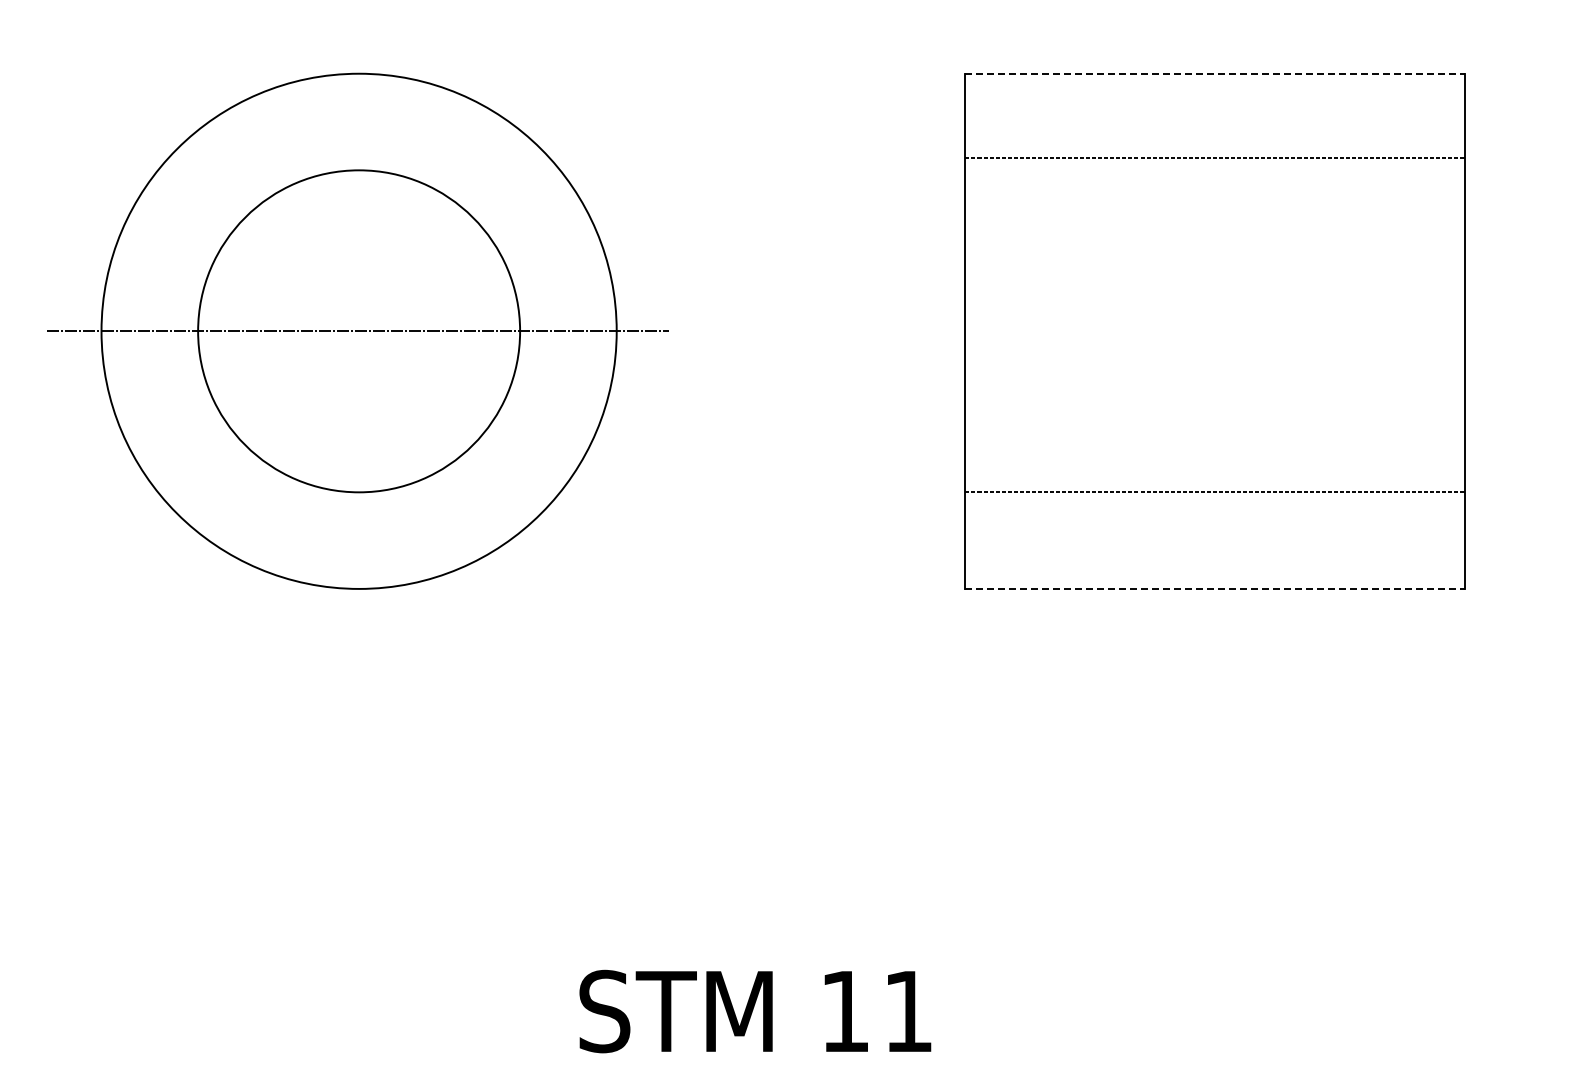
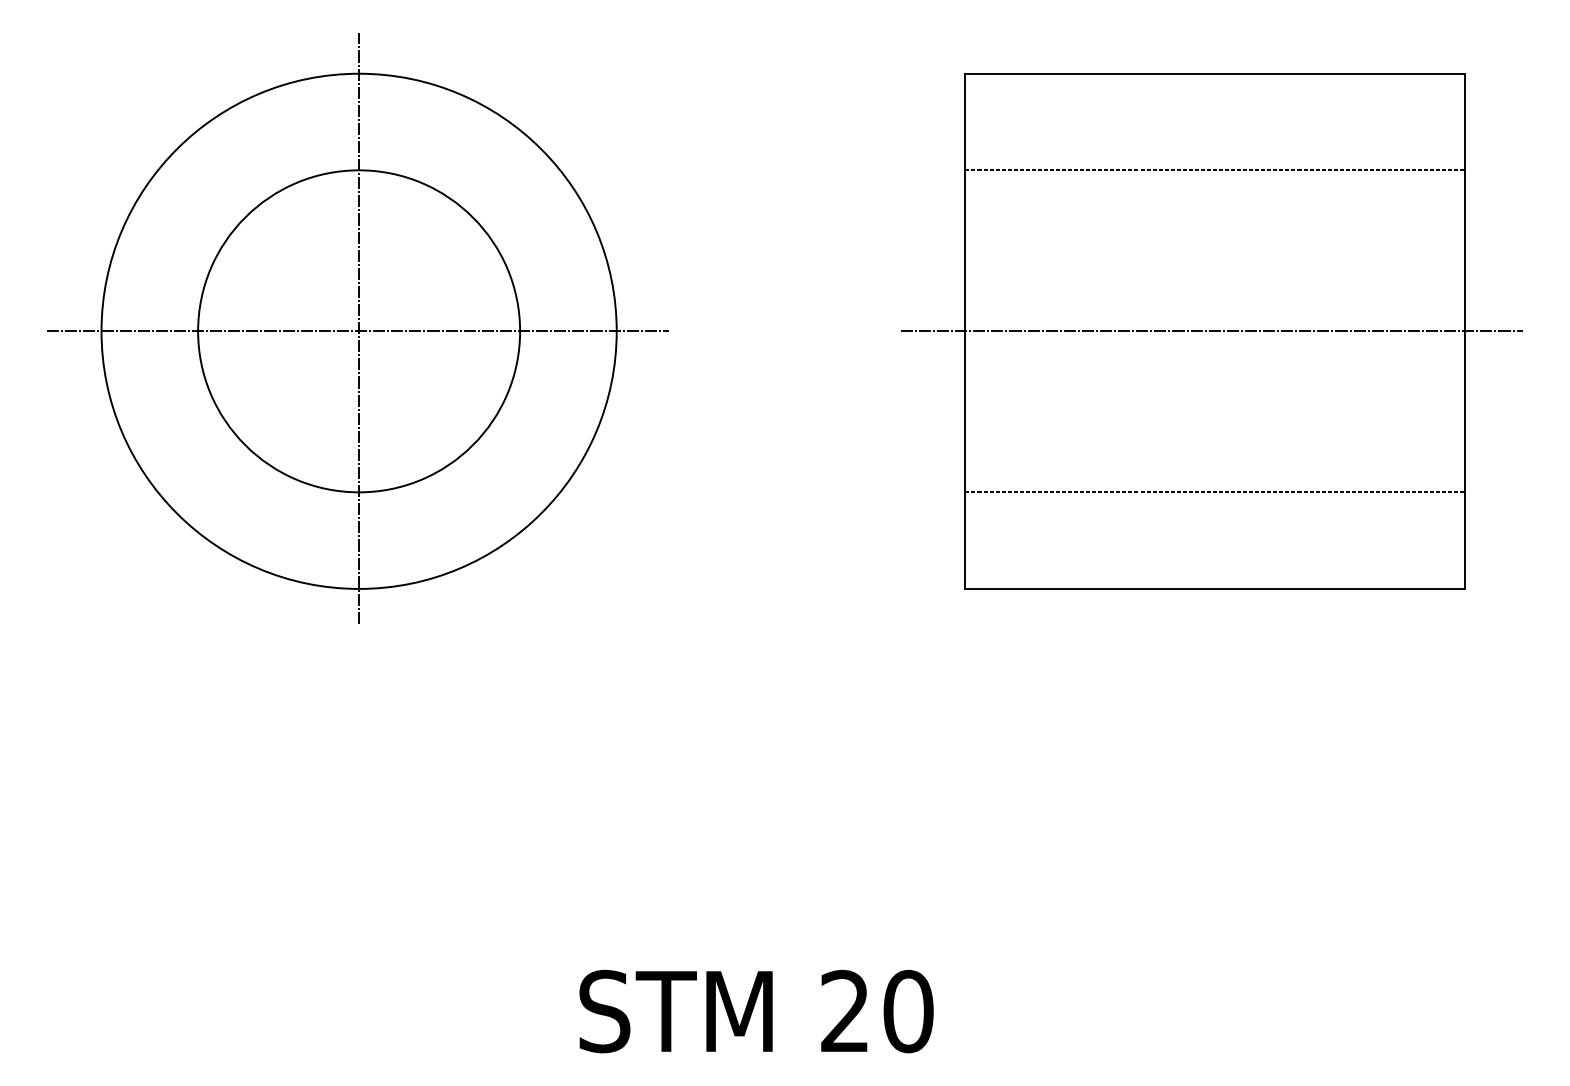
line: dashed -> solid (1214, 73)
line position: (1214, 158) -> (1214, 170) (1214, 170)
line: none -> present (359, 327)
line: none -> present (1211, 331)
line: dashed -> solid (1214, 588)
text: 11 -> 20 (877, 1011)
